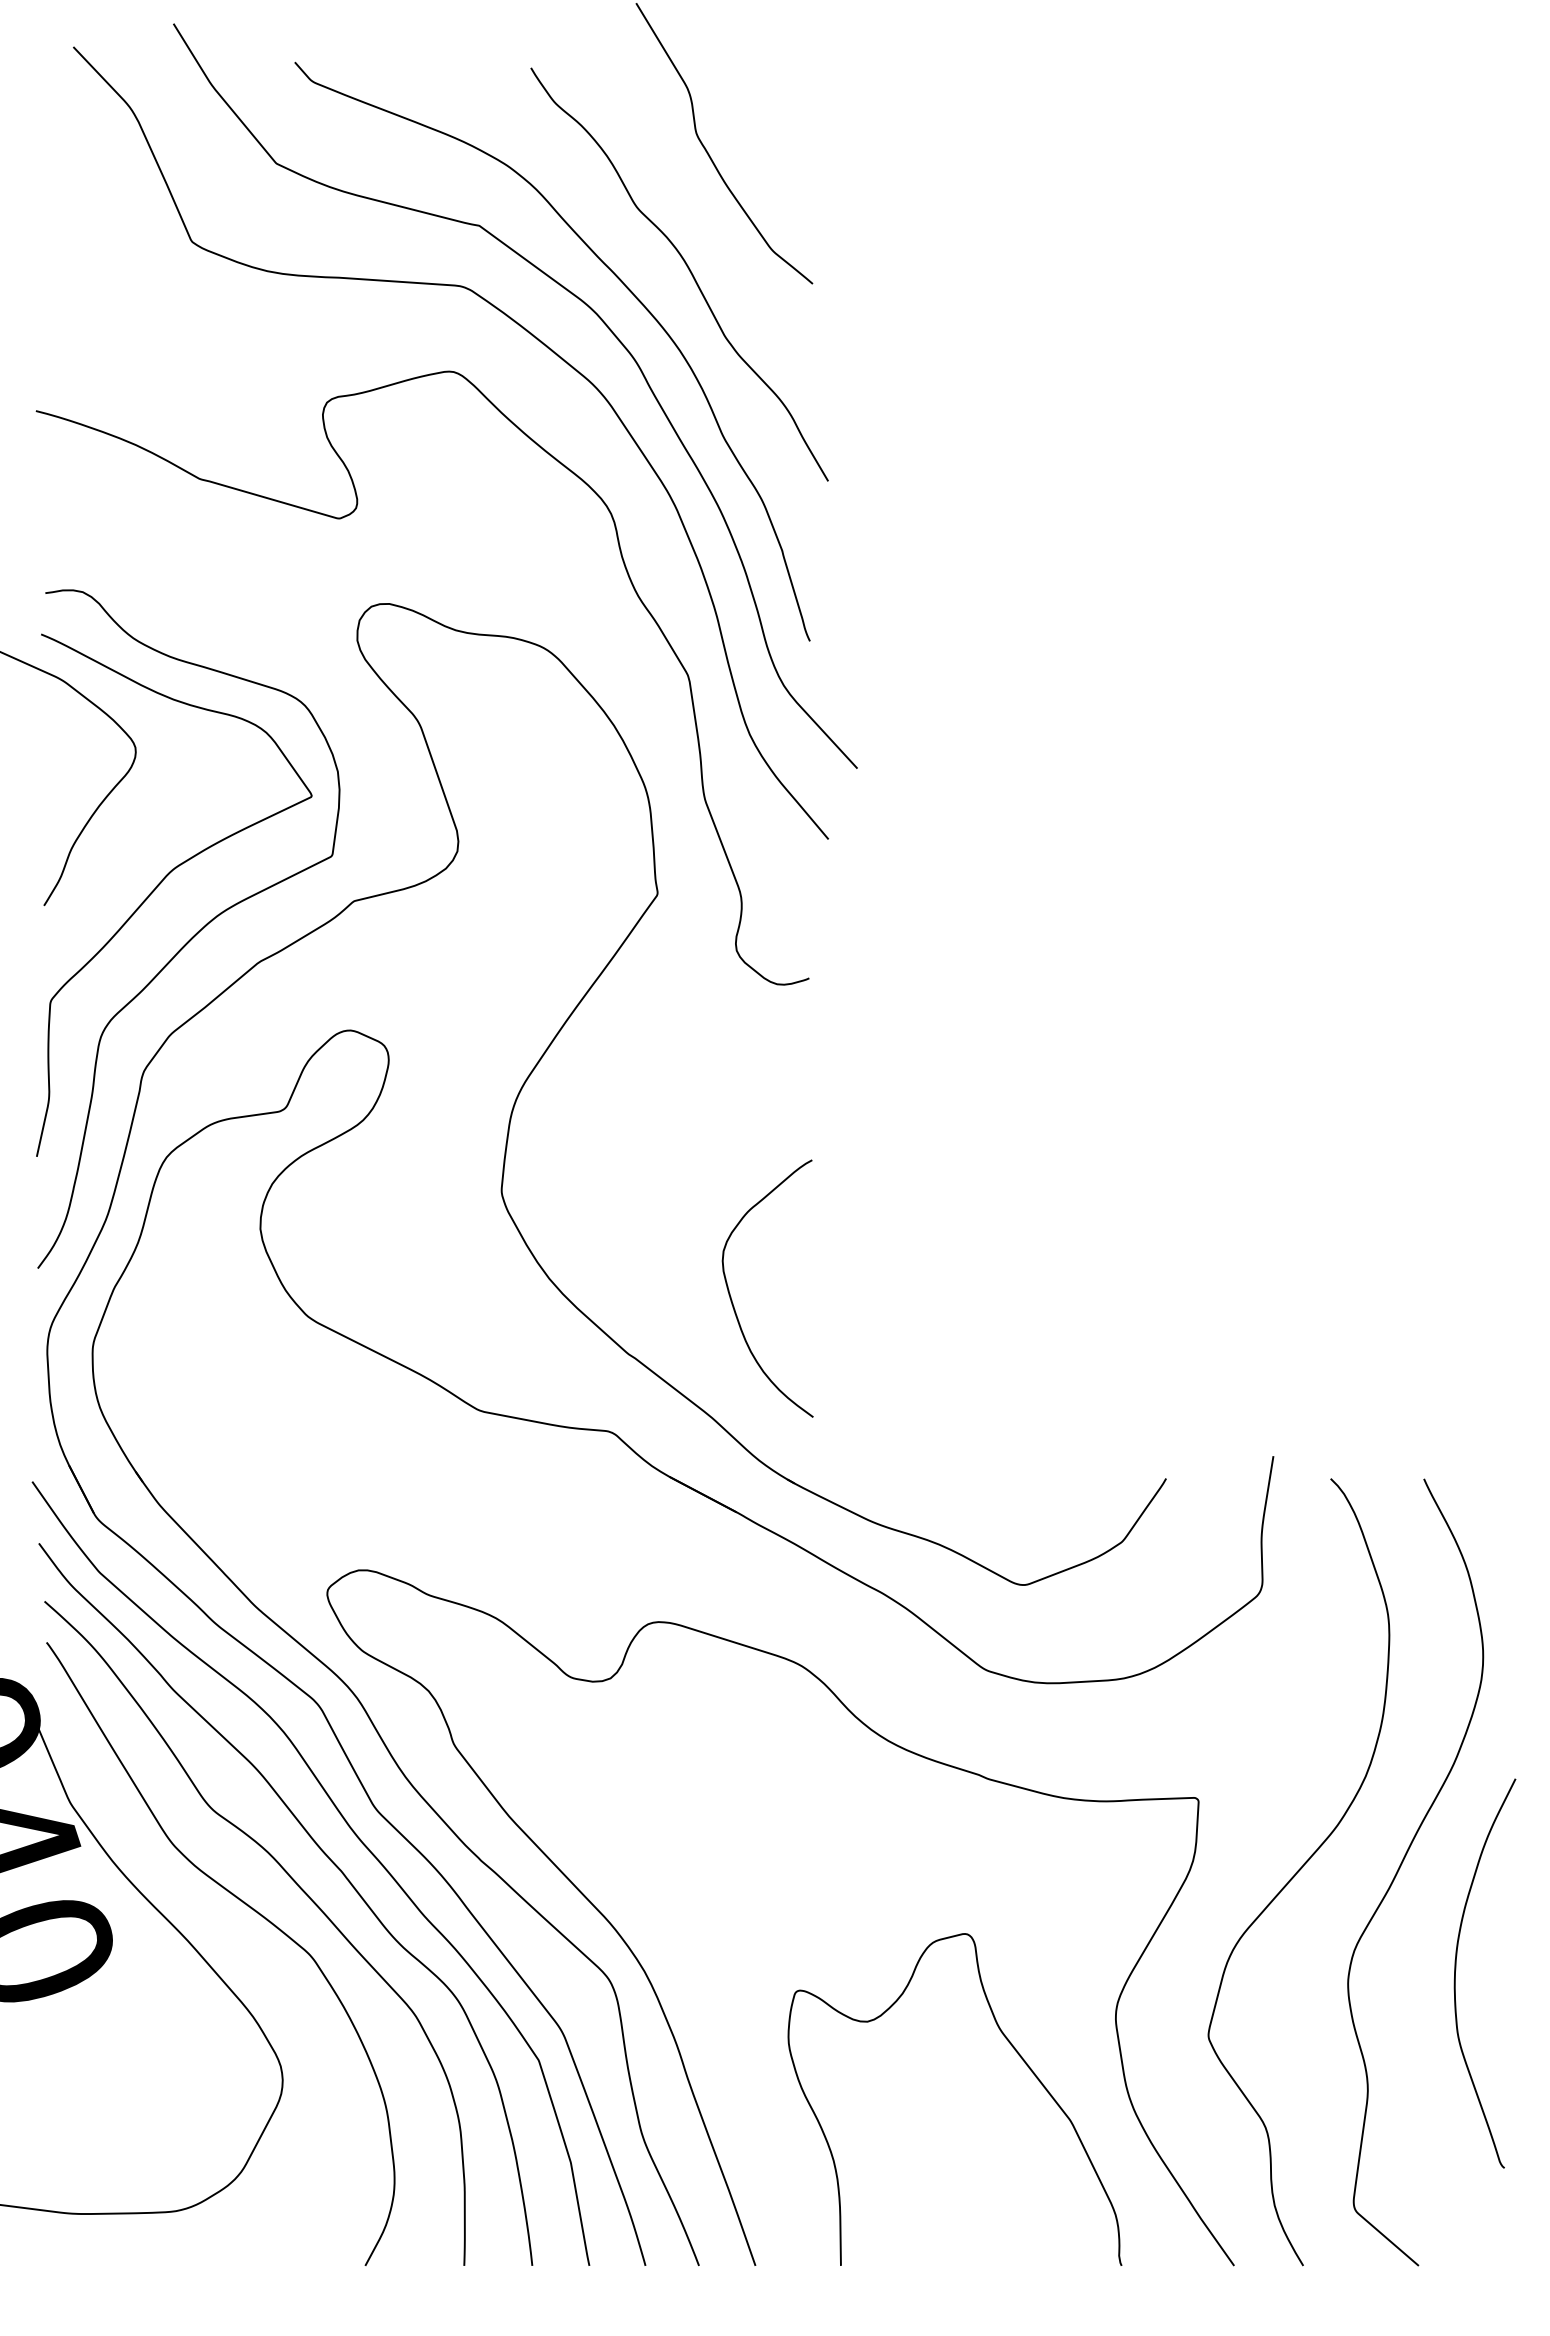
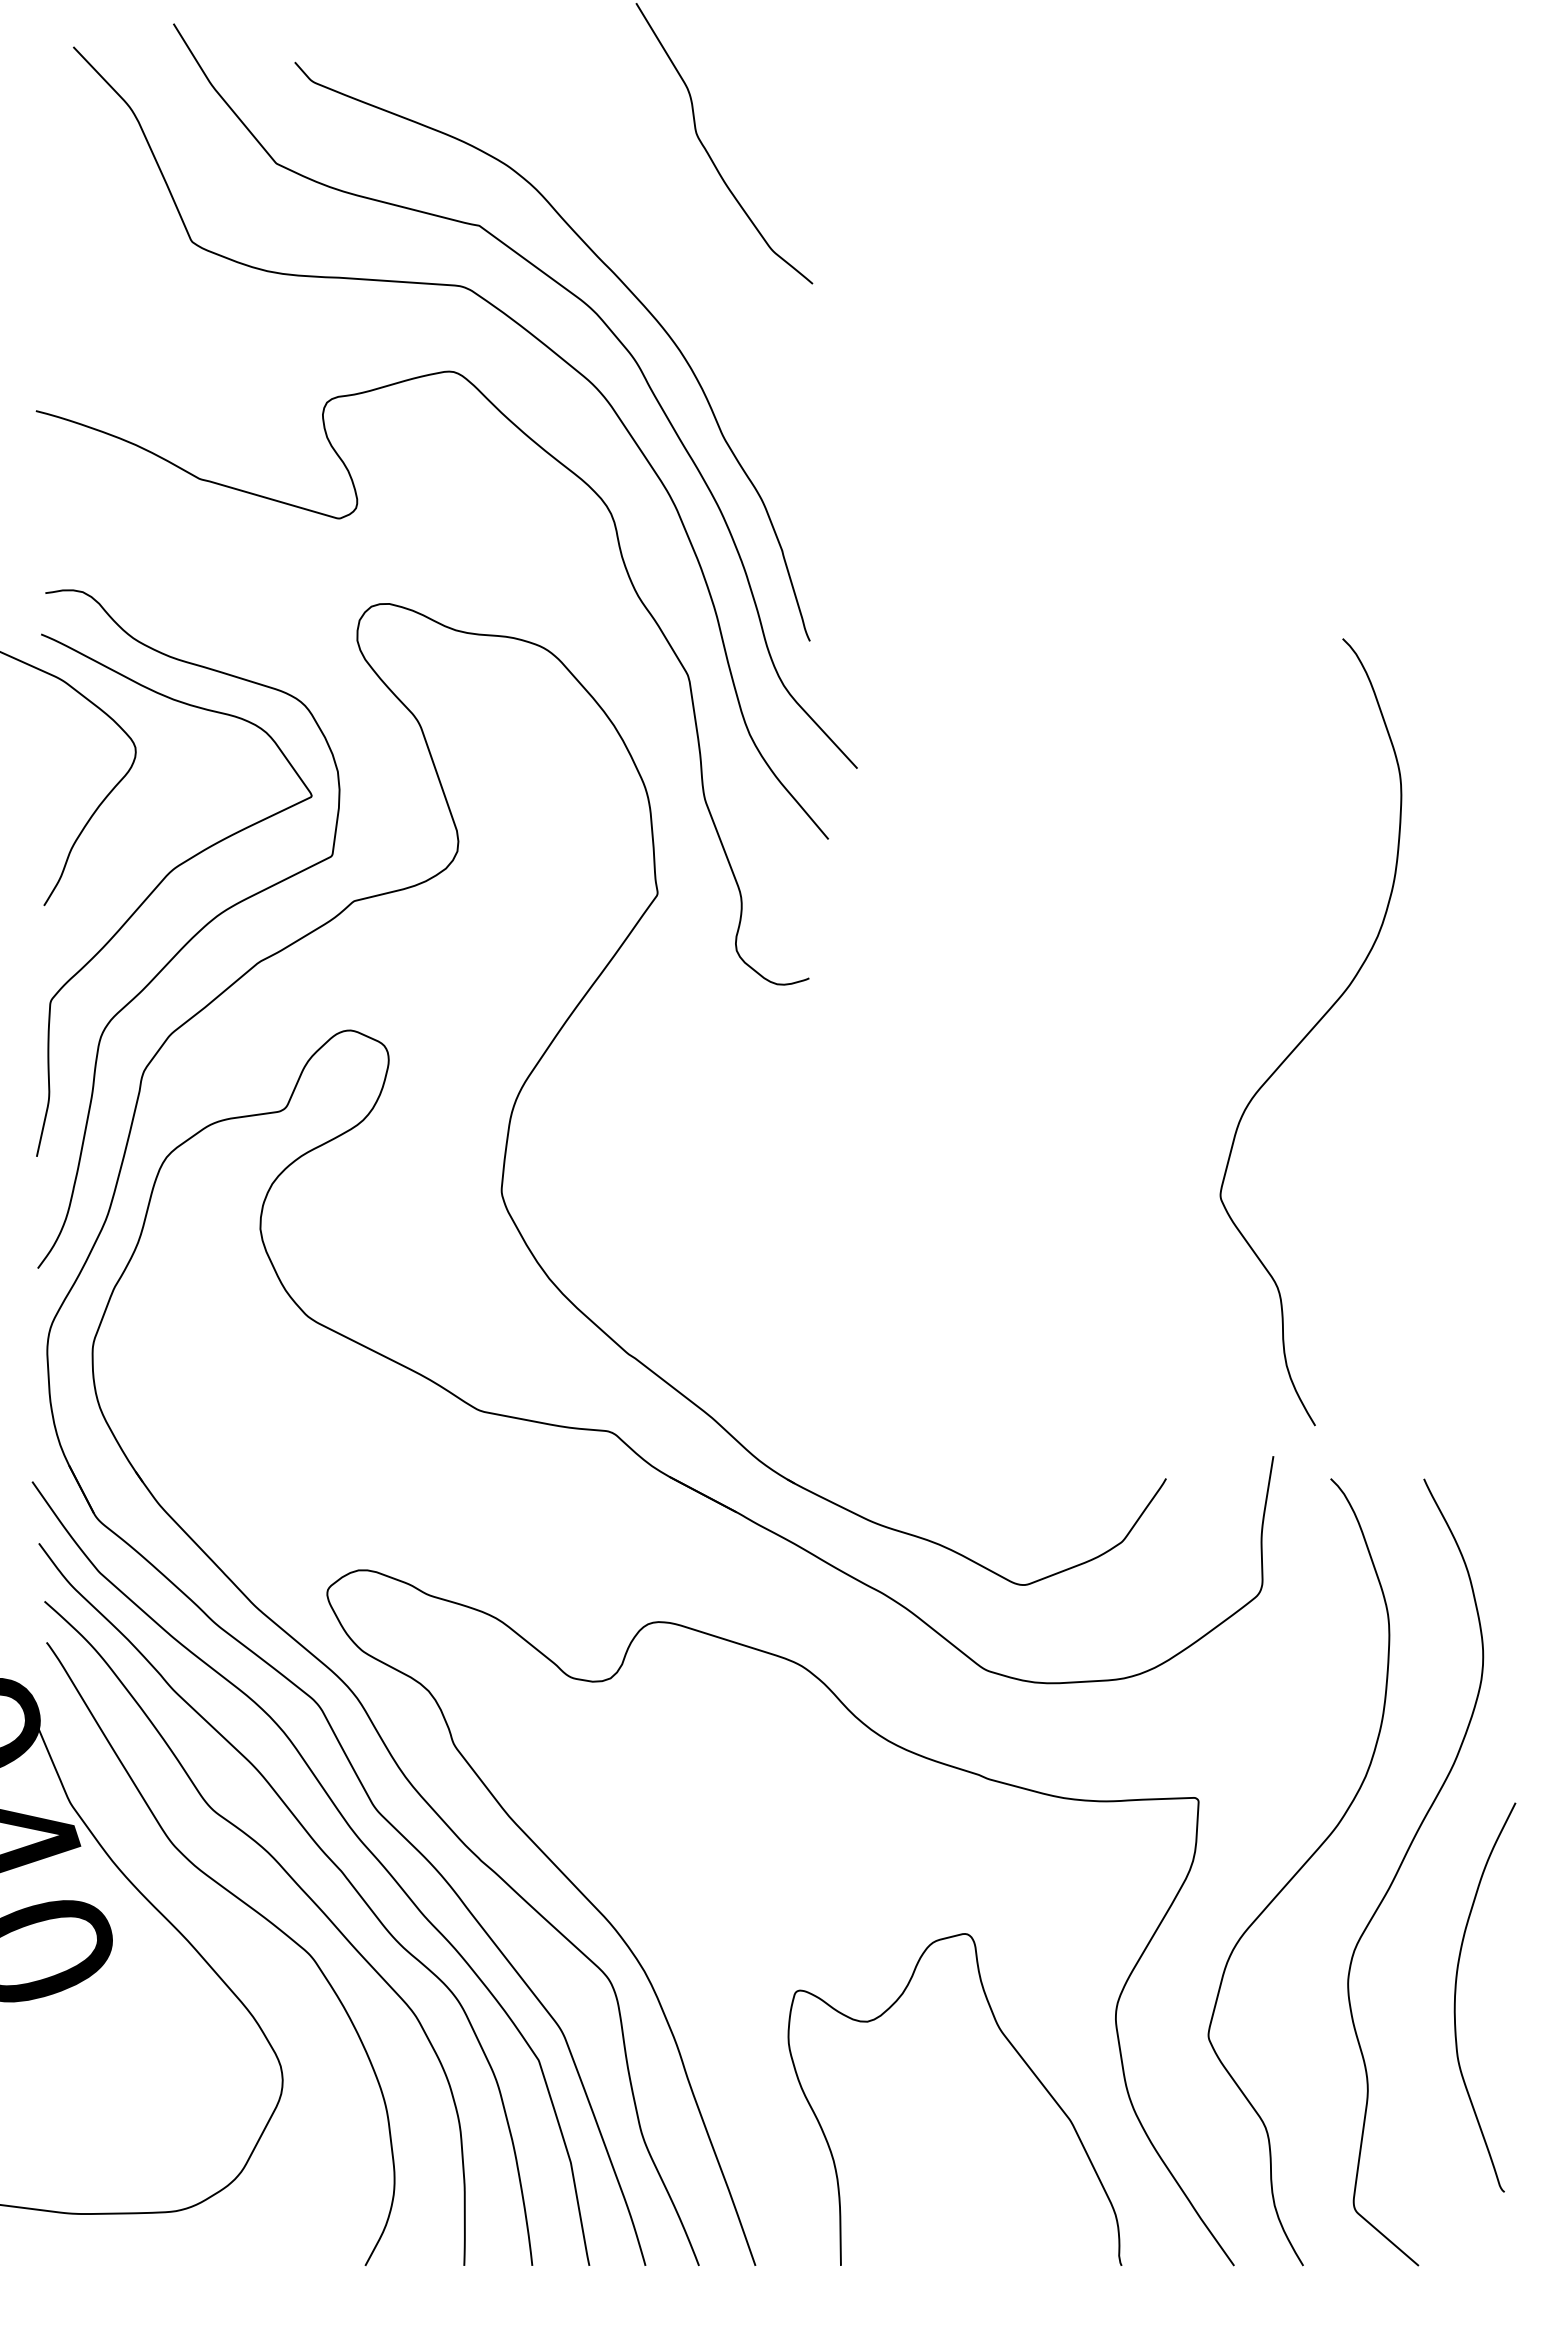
curve: present -> none (687, 268)
curve: none -> present (1310, 1032)
curve: present -> none (731, 1296)
curve position: (1456, 1969) -> (1456, 1993) (1456, 1993)
